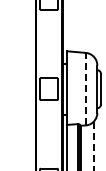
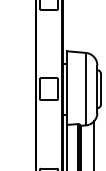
line: dashed -> solid (85, 88)
line: dashed -> solid (94, 145)
